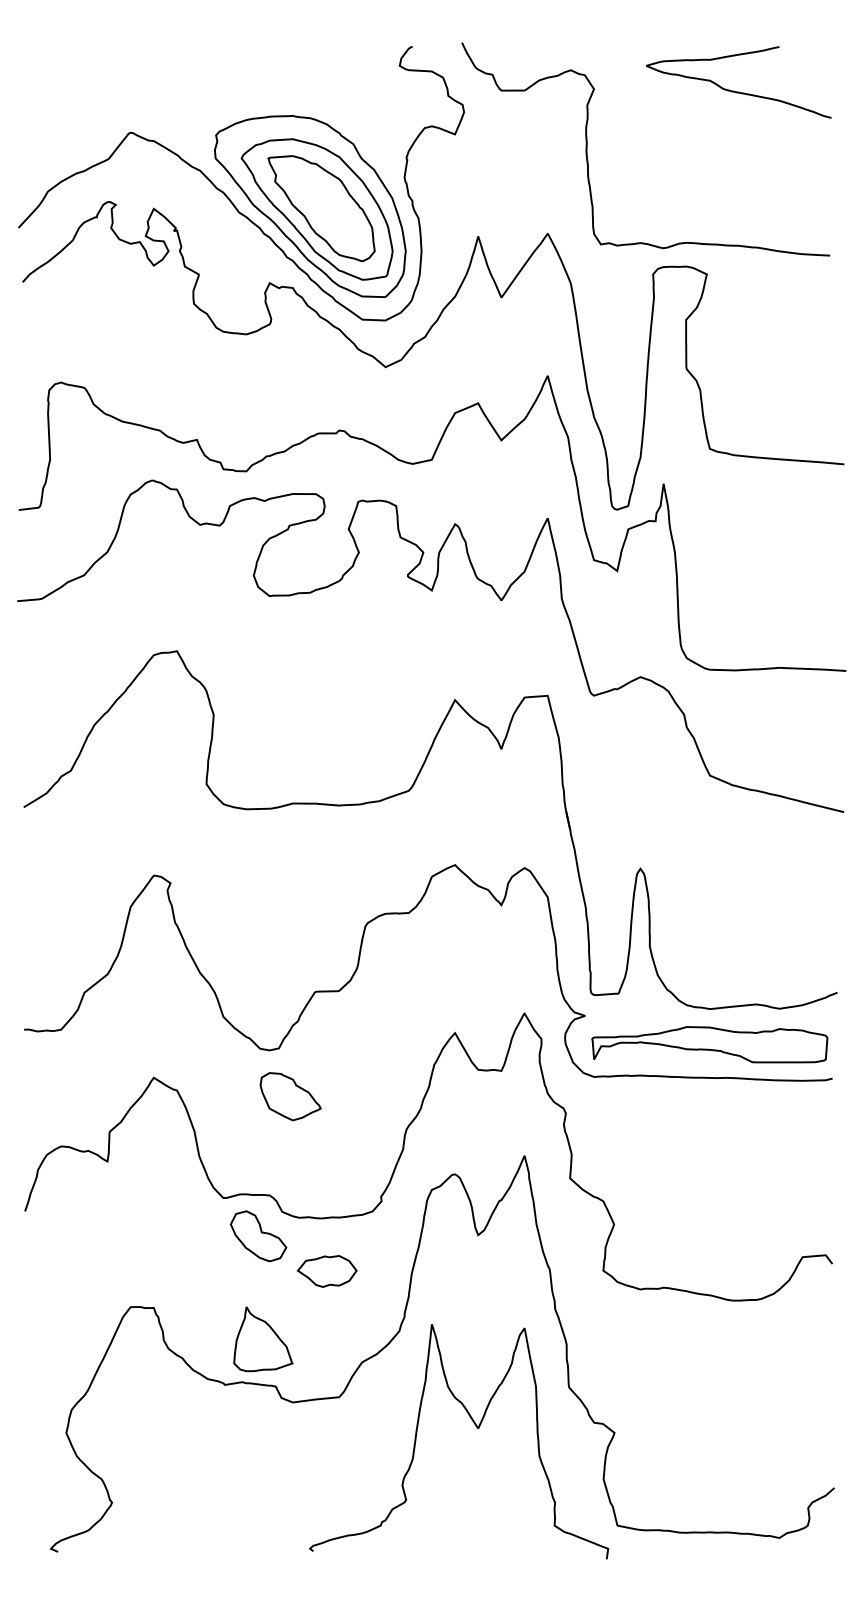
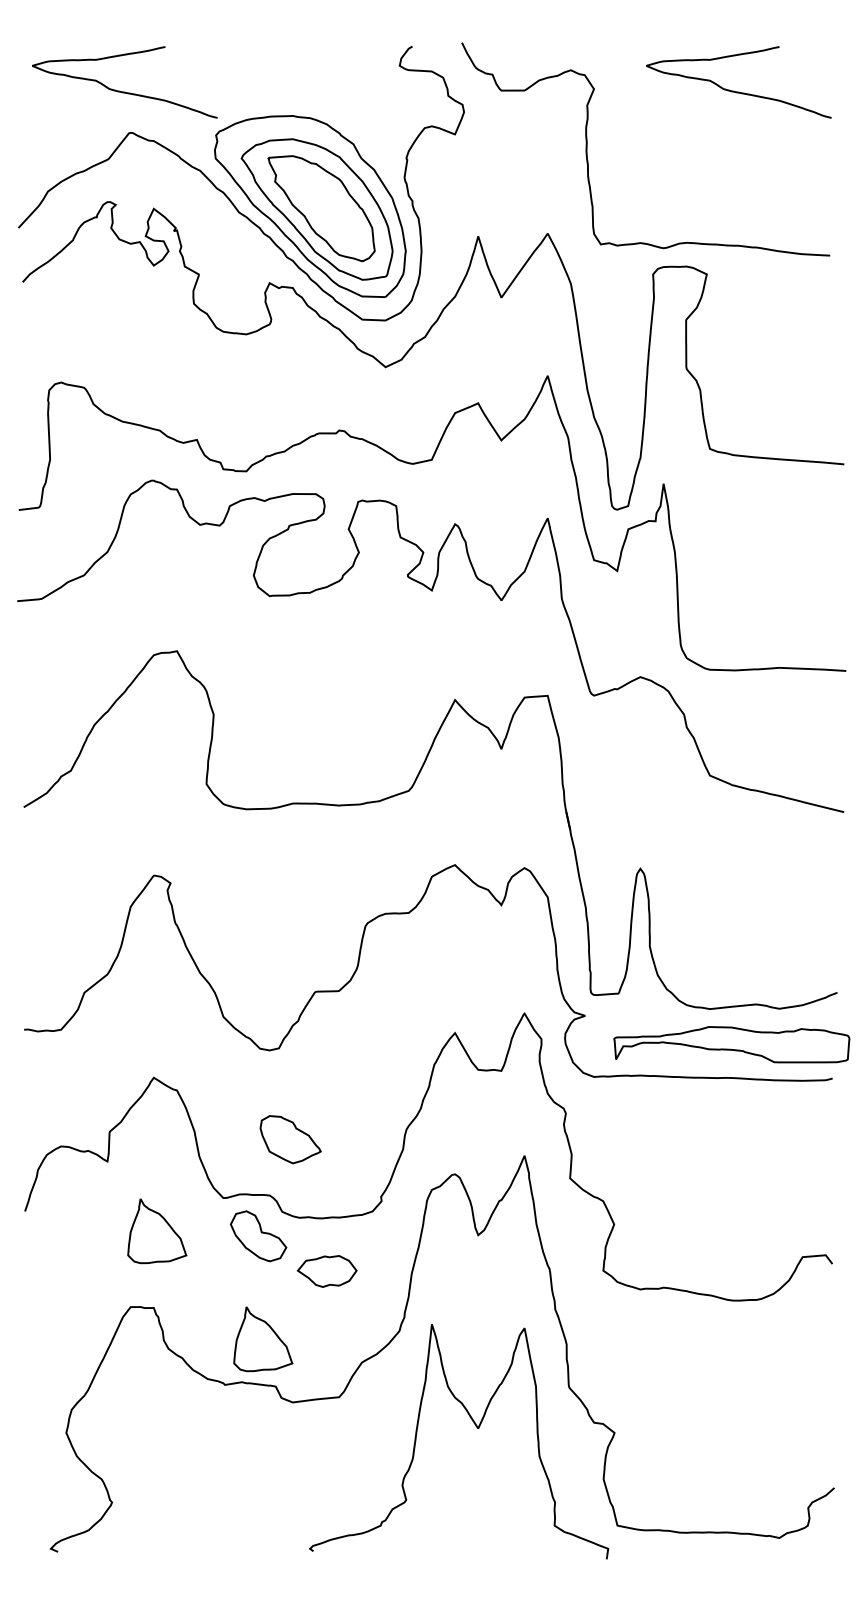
curve: none -> present (124, 91)
part position: (709, 1044) -> (731, 1044) (731, 1044)
part position: (290, 1096) -> (290, 1139) (290, 1139)
part: none -> present (157, 1231)
